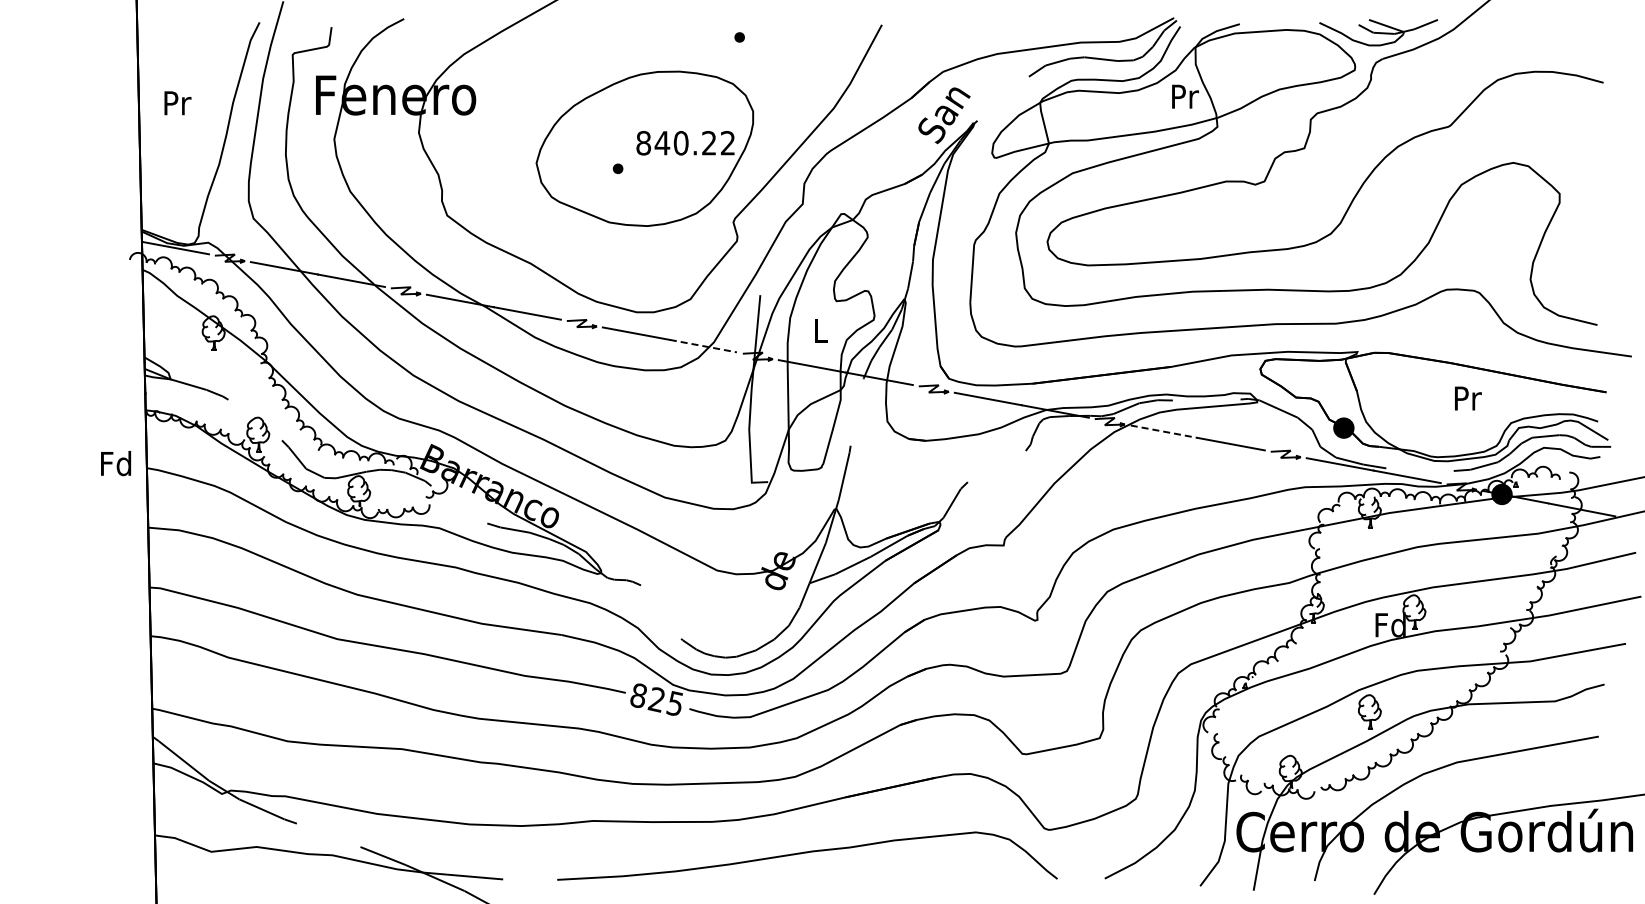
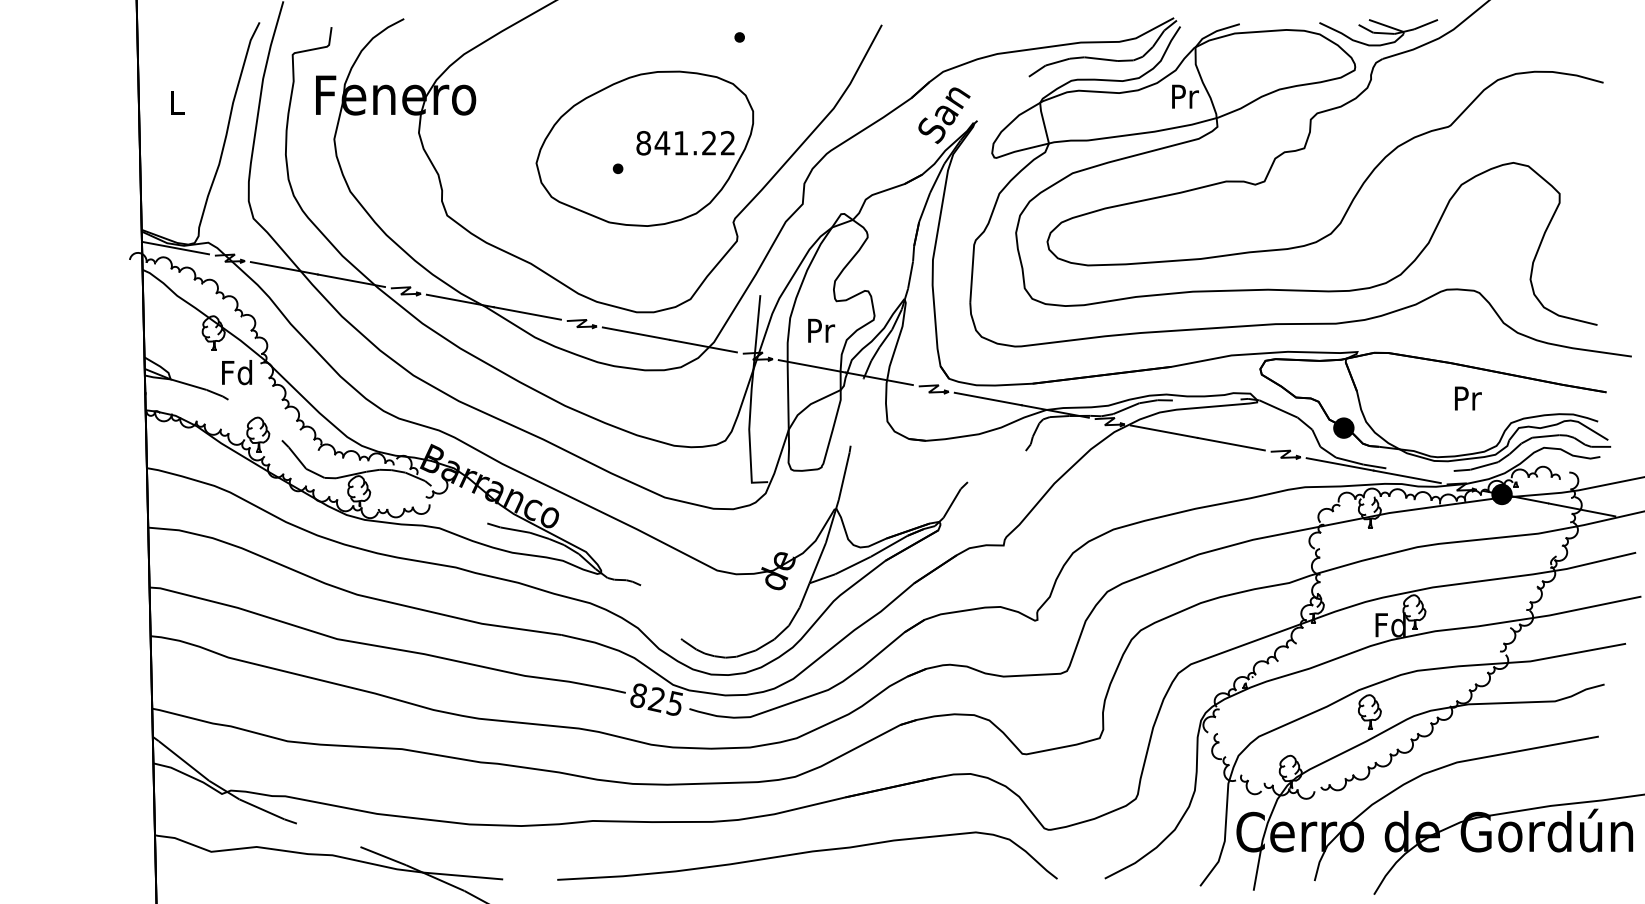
text: Pr -> L (177, 103)
text: 840.22 -> 841.22 (680, 143)
text: L -> Pr (821, 330)
line: dashed -> solid (703, 346)
line: dashed -> solid (1164, 431)
text position: (115, 463) -> (236, 372) (236, 372)
